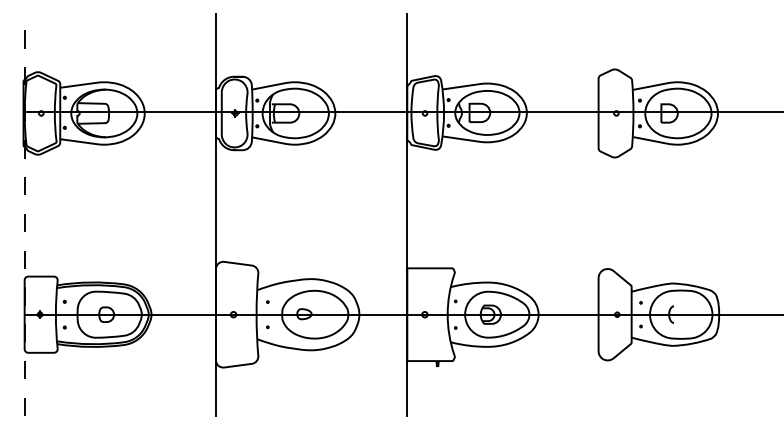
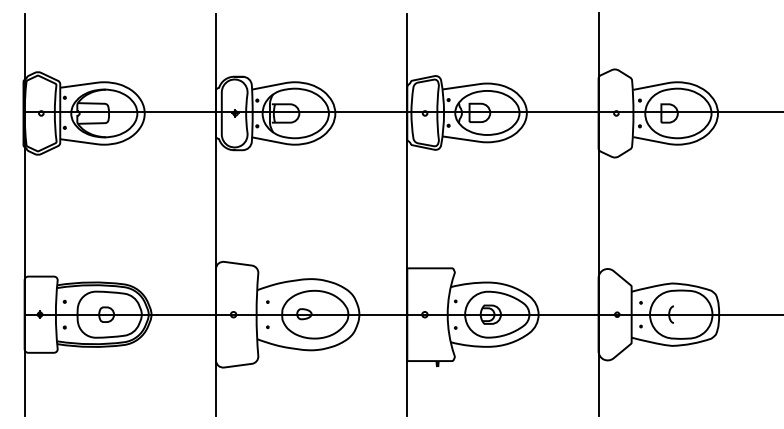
line: none -> present (598, 214)
line: dashed -> solid (24, 215)
